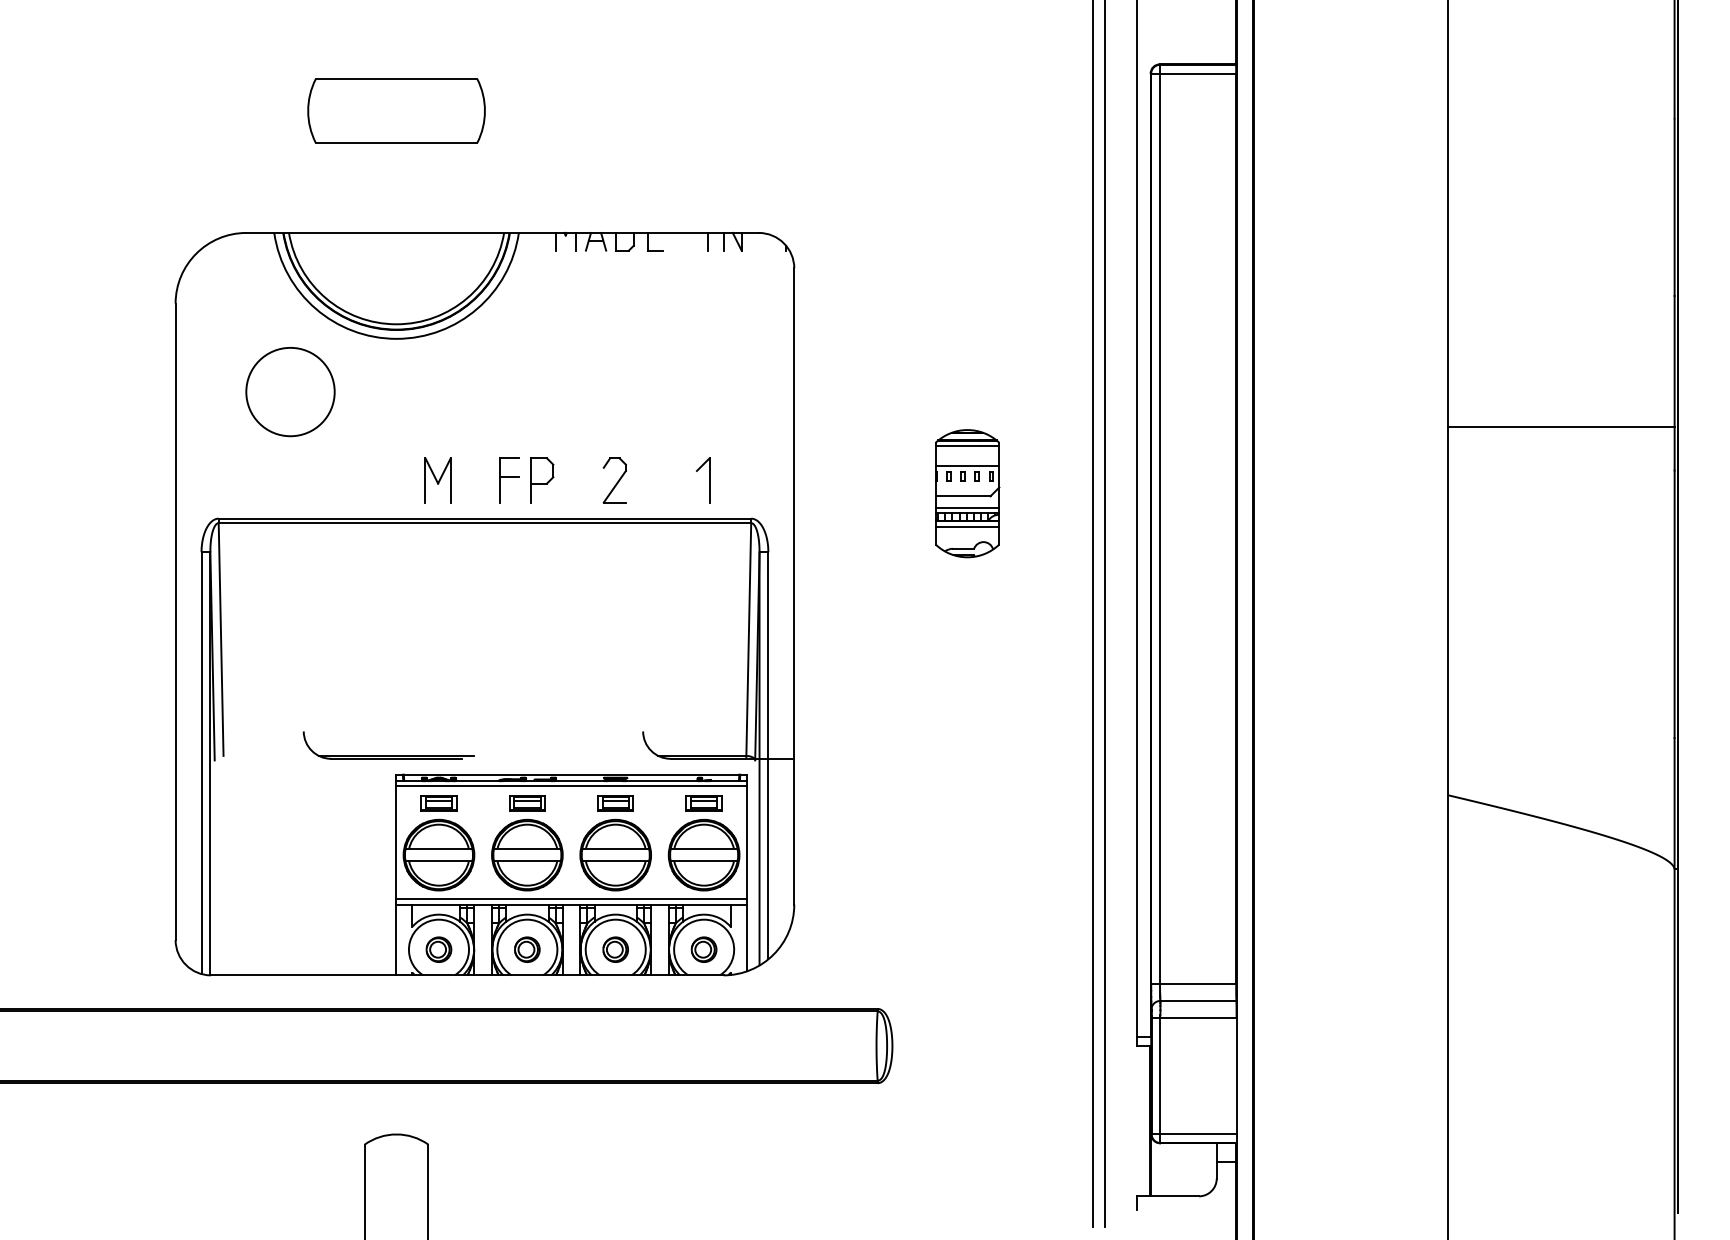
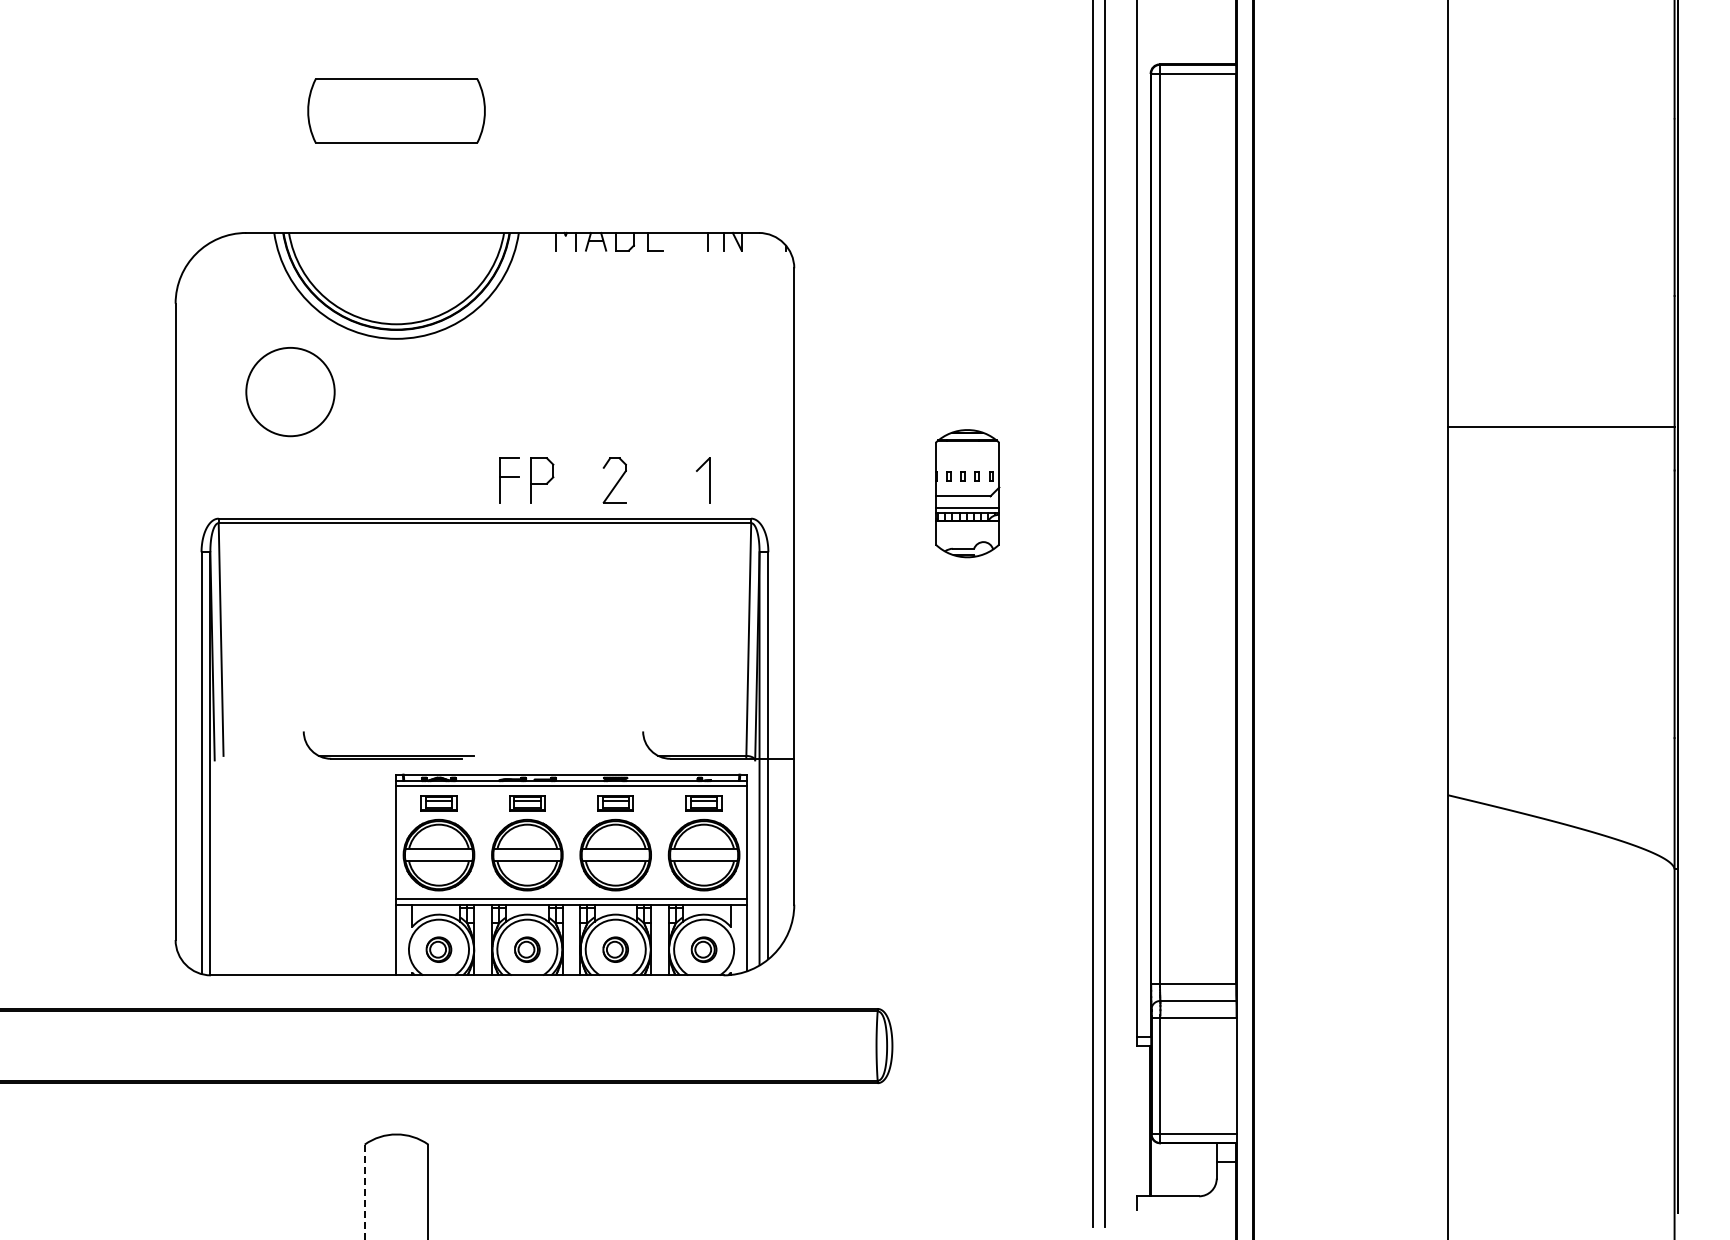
line: present -> none (967, 445)
line: present -> none (967, 466)
part: present -> none (437, 480)
line: present -> none (967, 526)
line: solid -> dashed (364, 1192)
